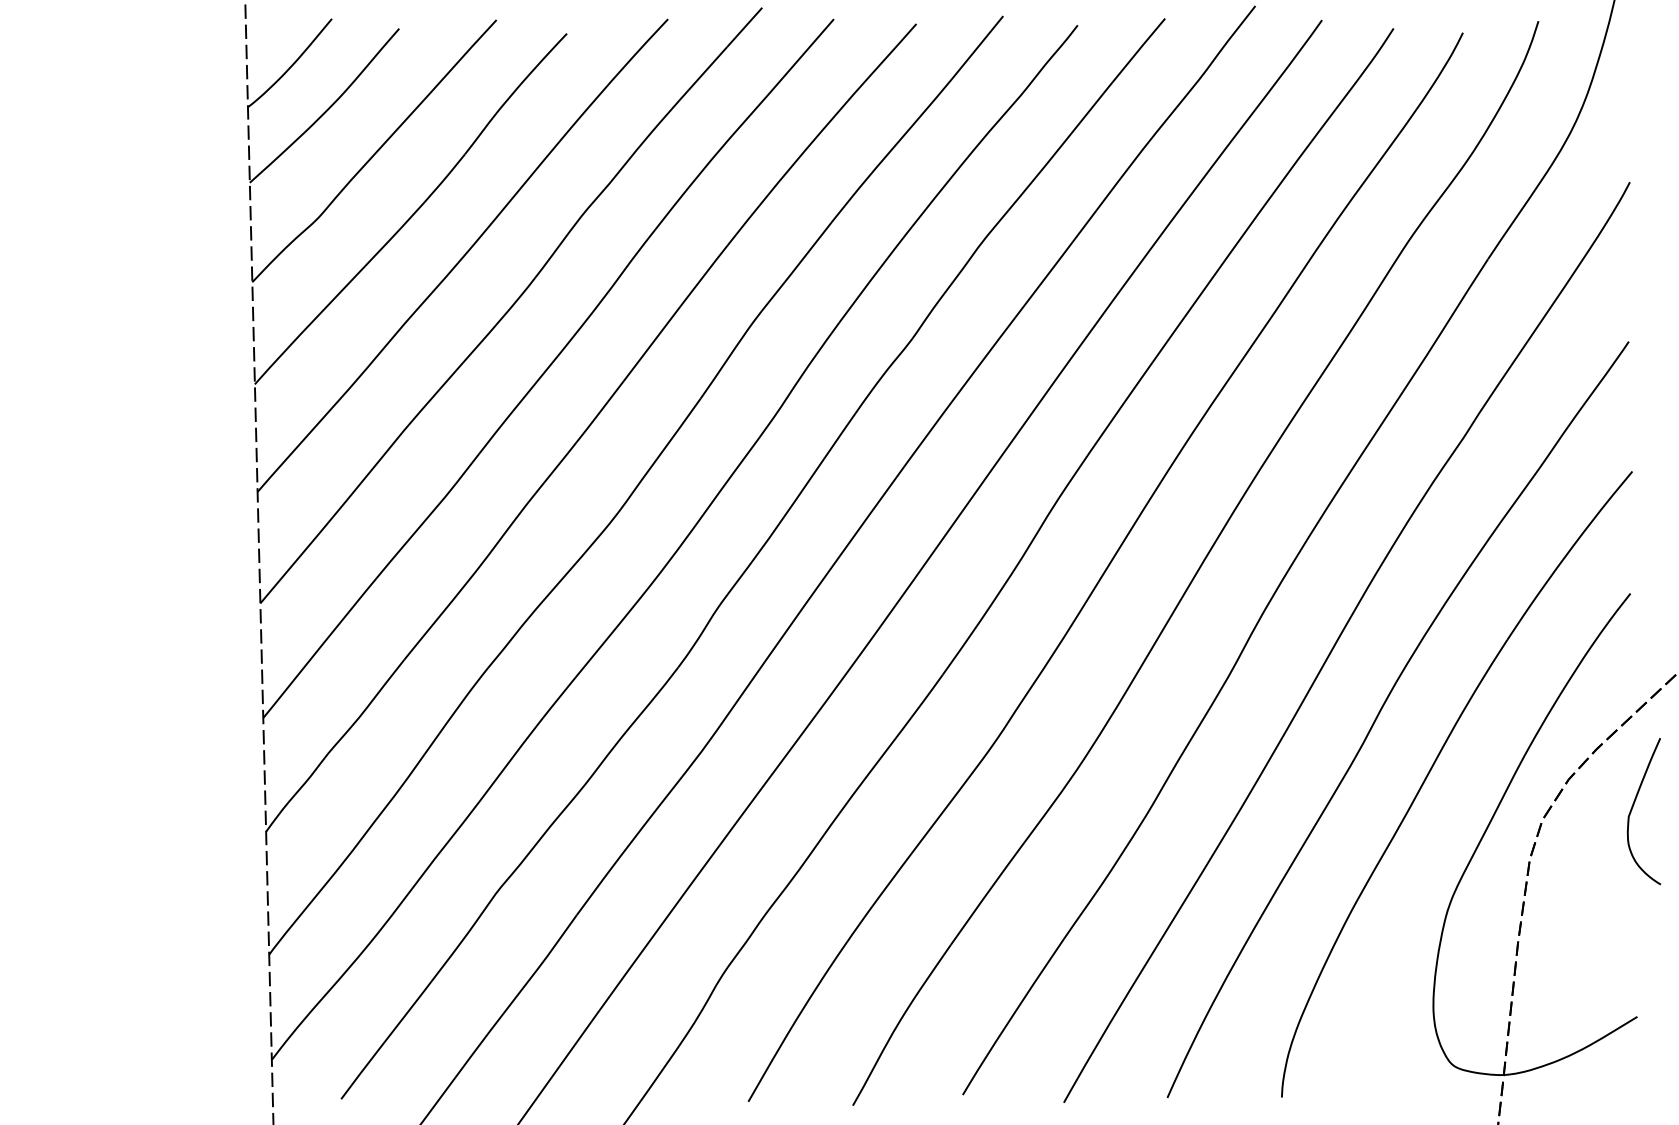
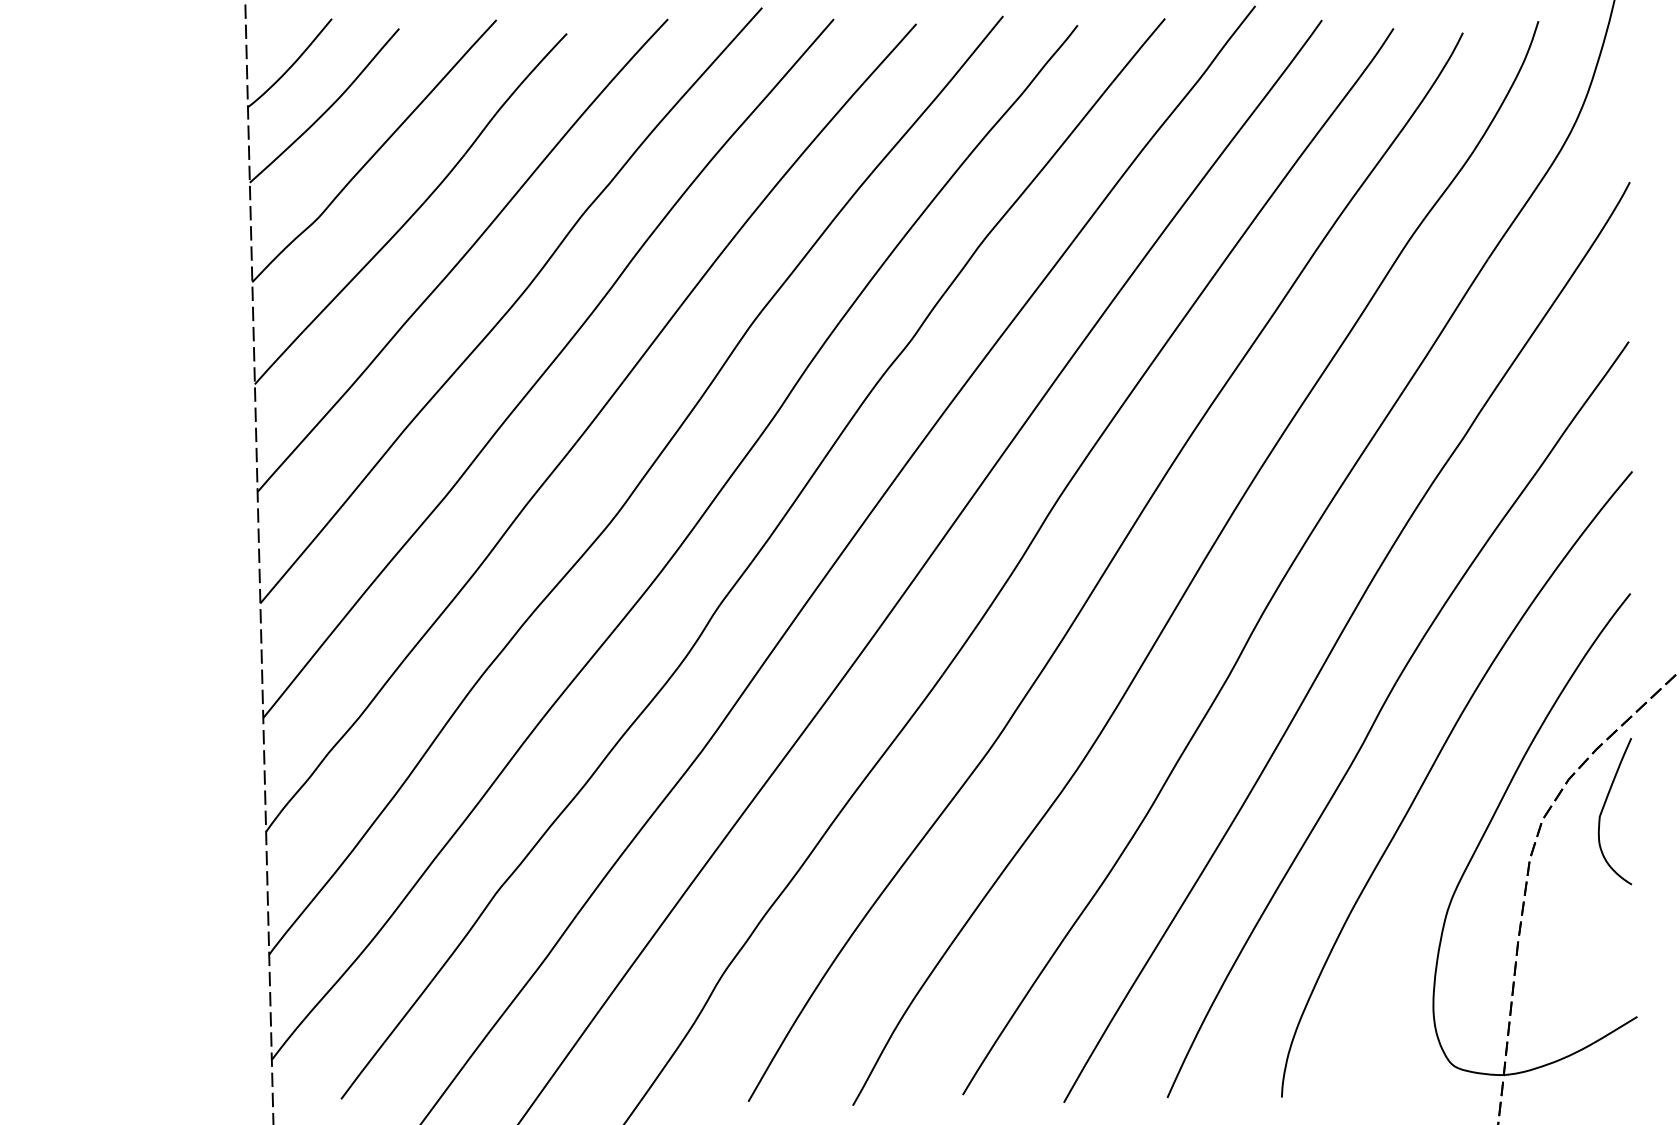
curve position: (1633, 807) -> (1604, 807) (1604, 807)
